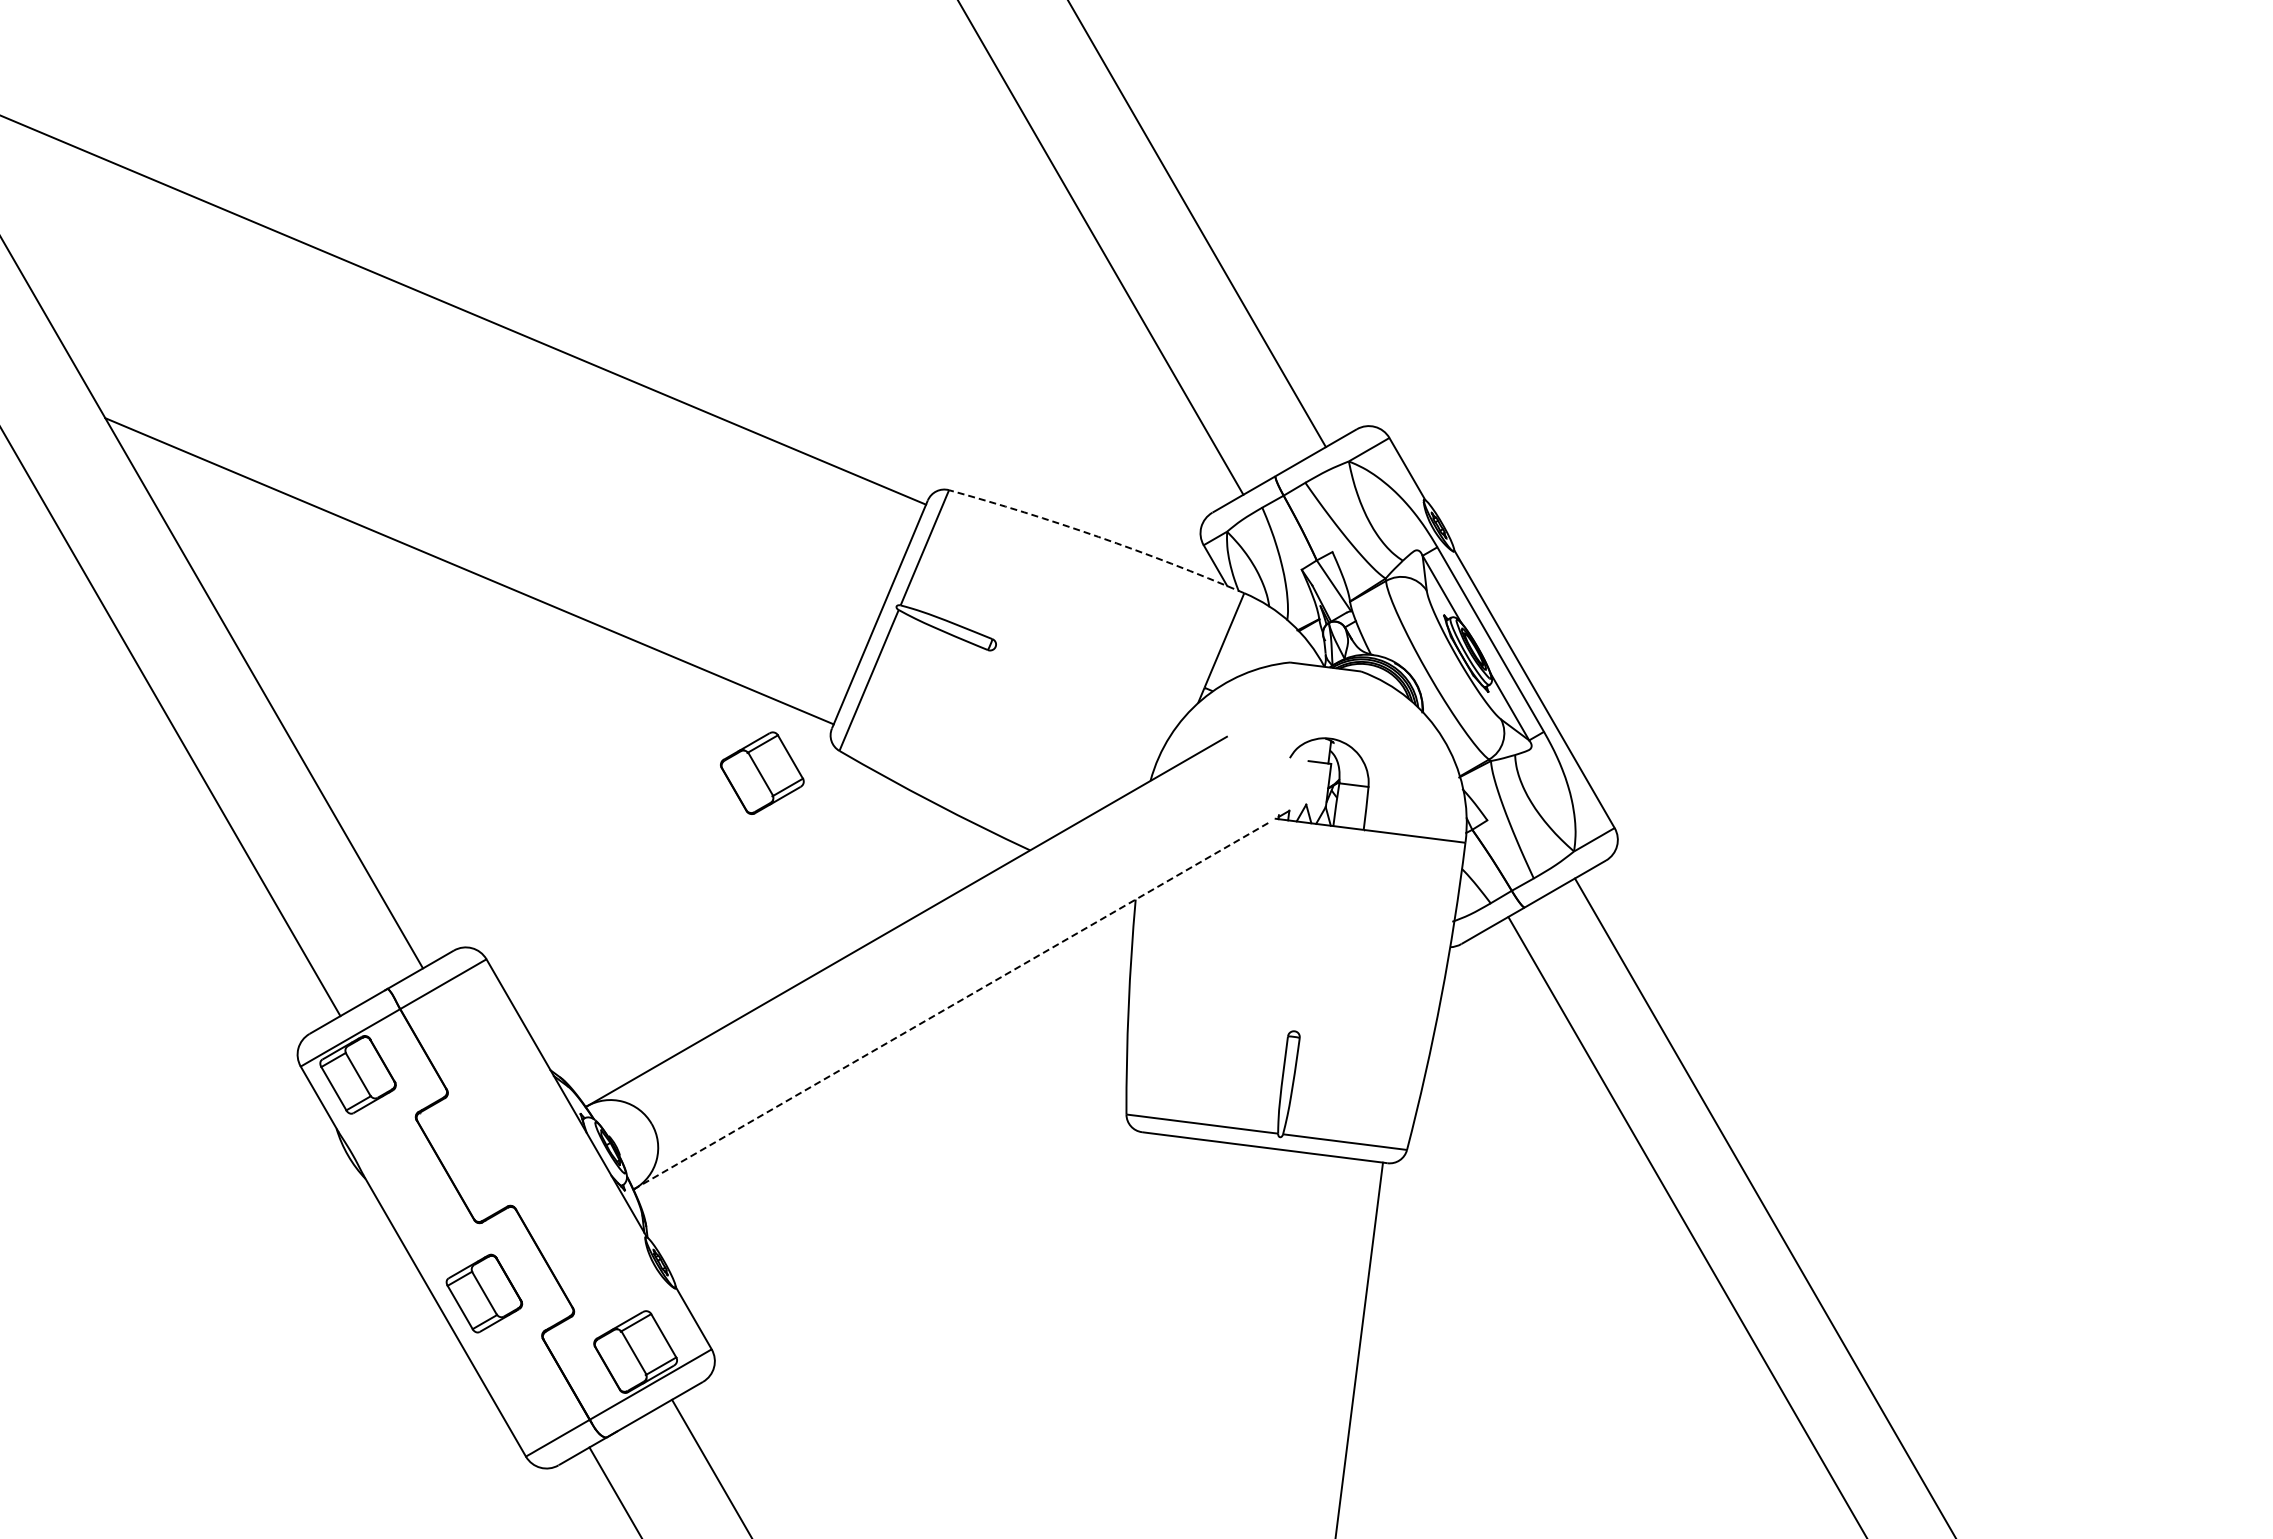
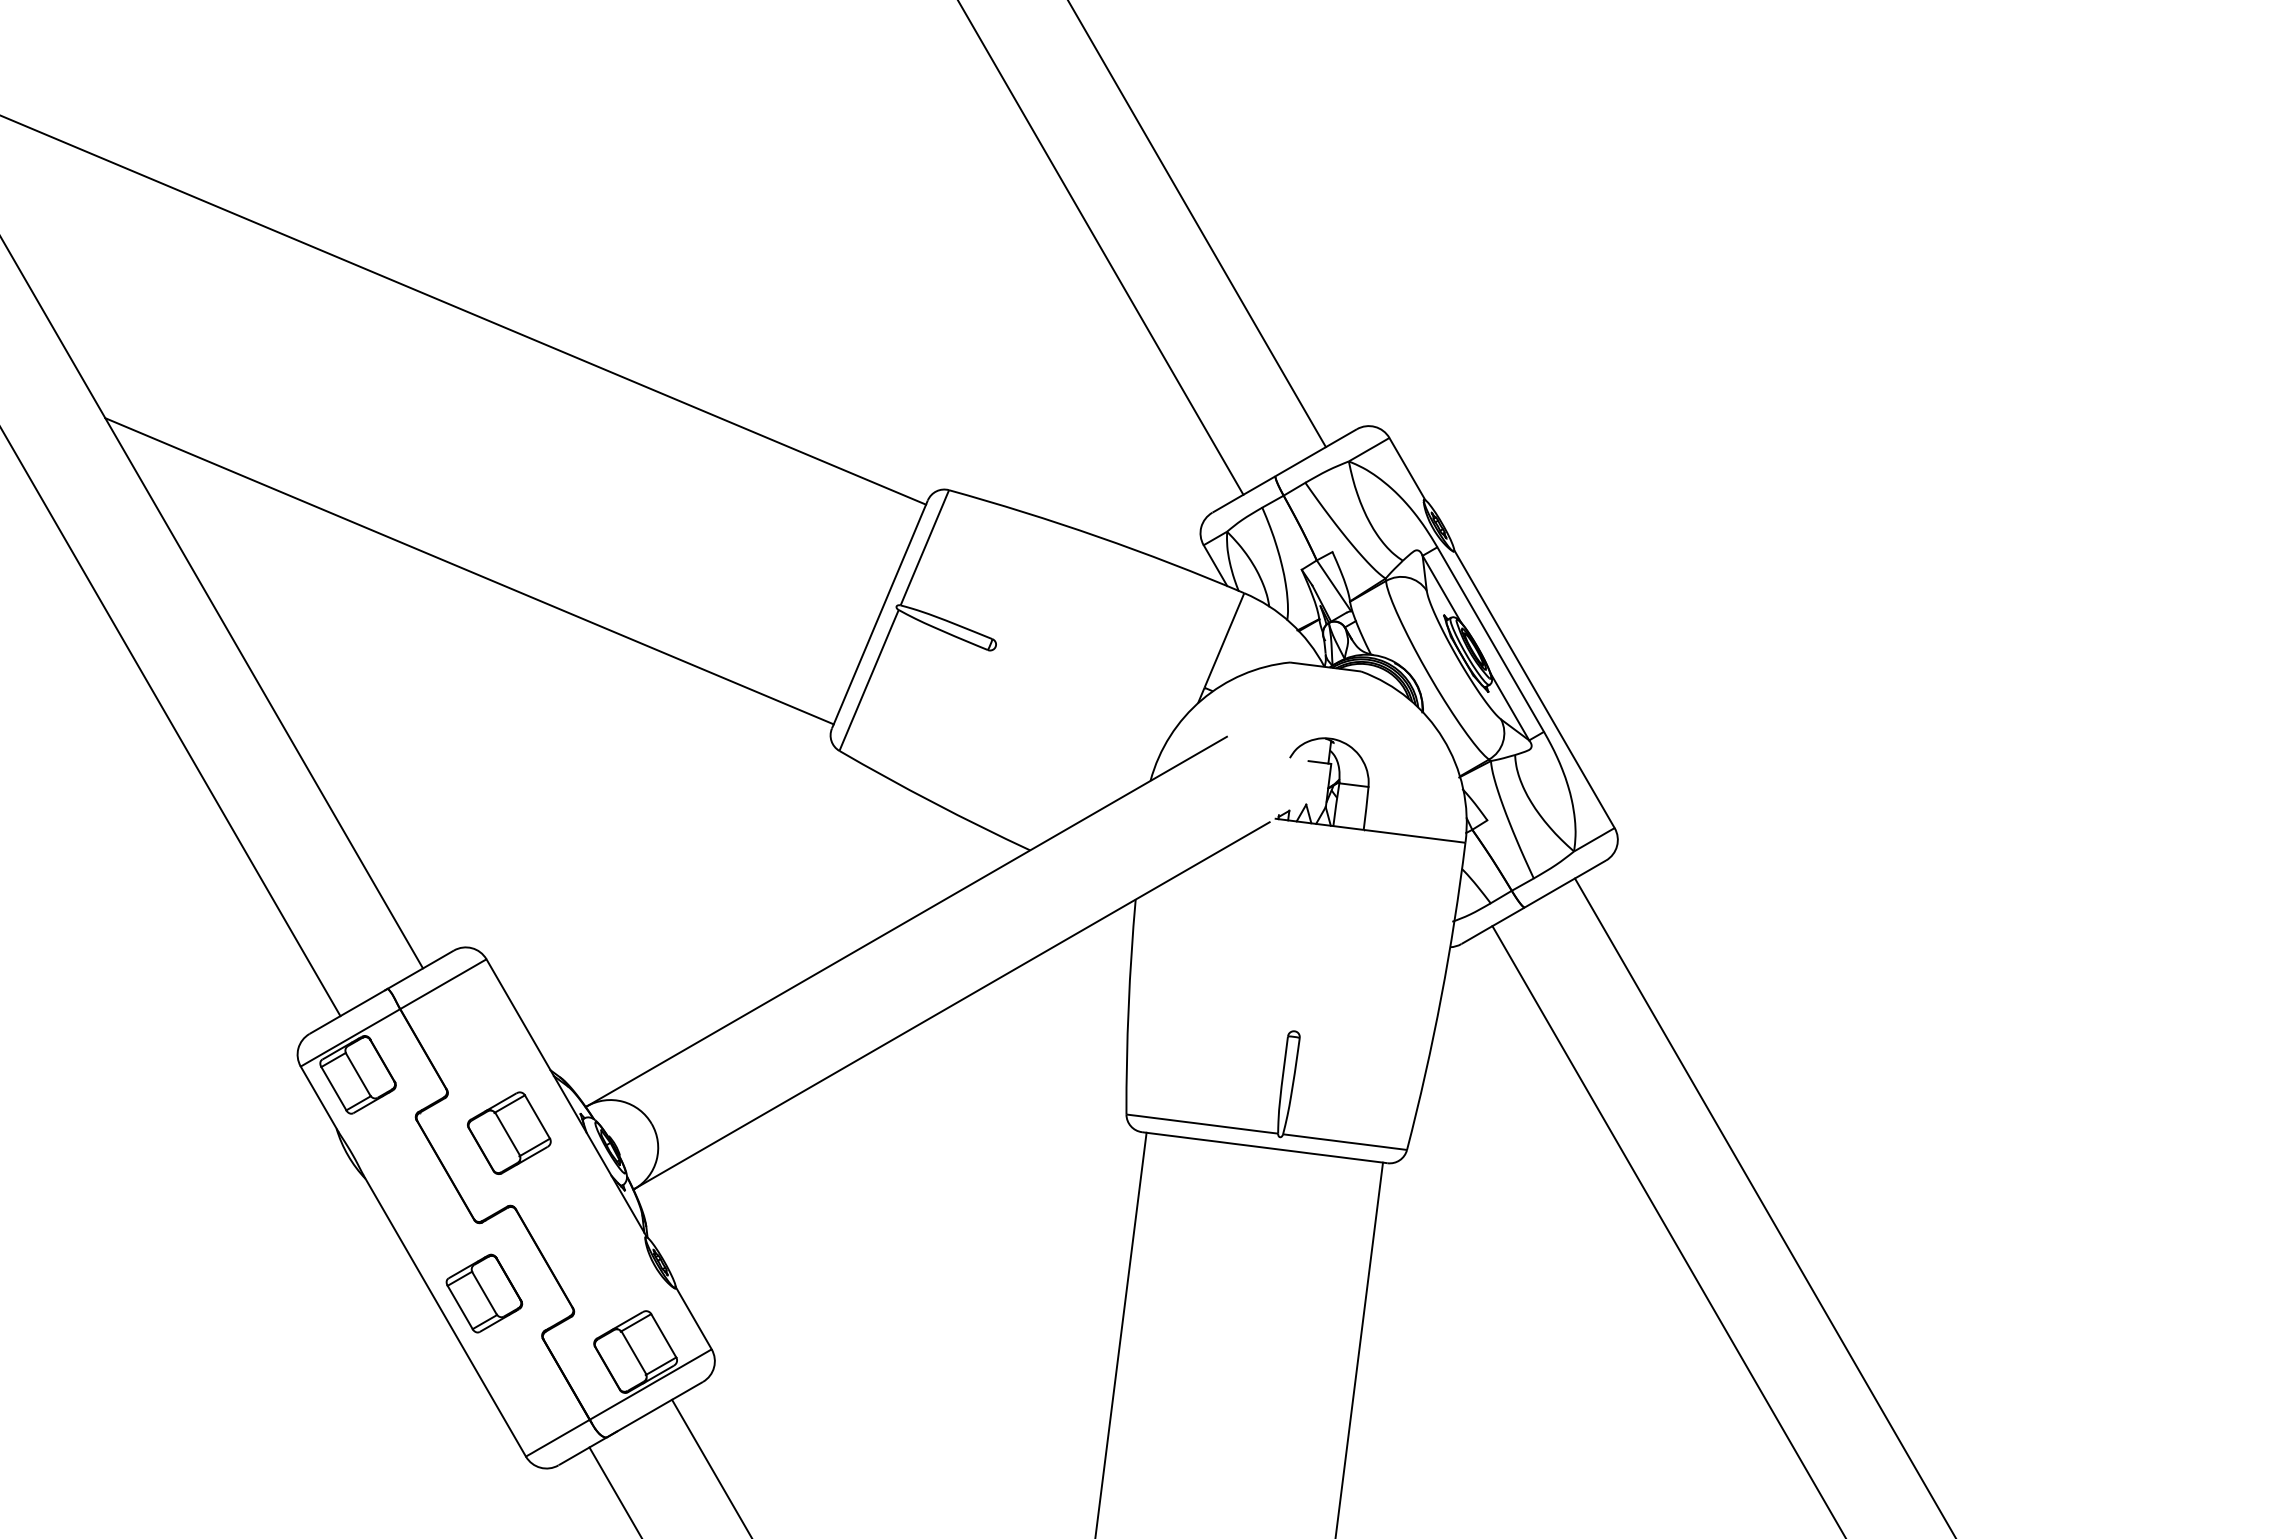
arc: dashed -> solid (1098, 536)
part position: (762, 772) -> (509, 1132) (509, 1132)
line: dashed -> solid (952, 1005)
line position: (1686, 1226) -> (1668, 1230) (1668, 1230)
line: none -> present (1120, 1333)
